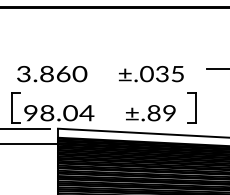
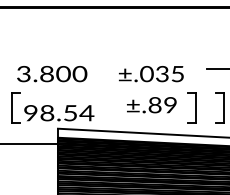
text: 3.860 -> 3.800 (63, 73)
part: none -> present (219, 107)
text: 98.04 -> 98.54 (70, 113)
text position: (150, 113) -> (151, 105) (151, 105)
line: present -> none (25, 128)
